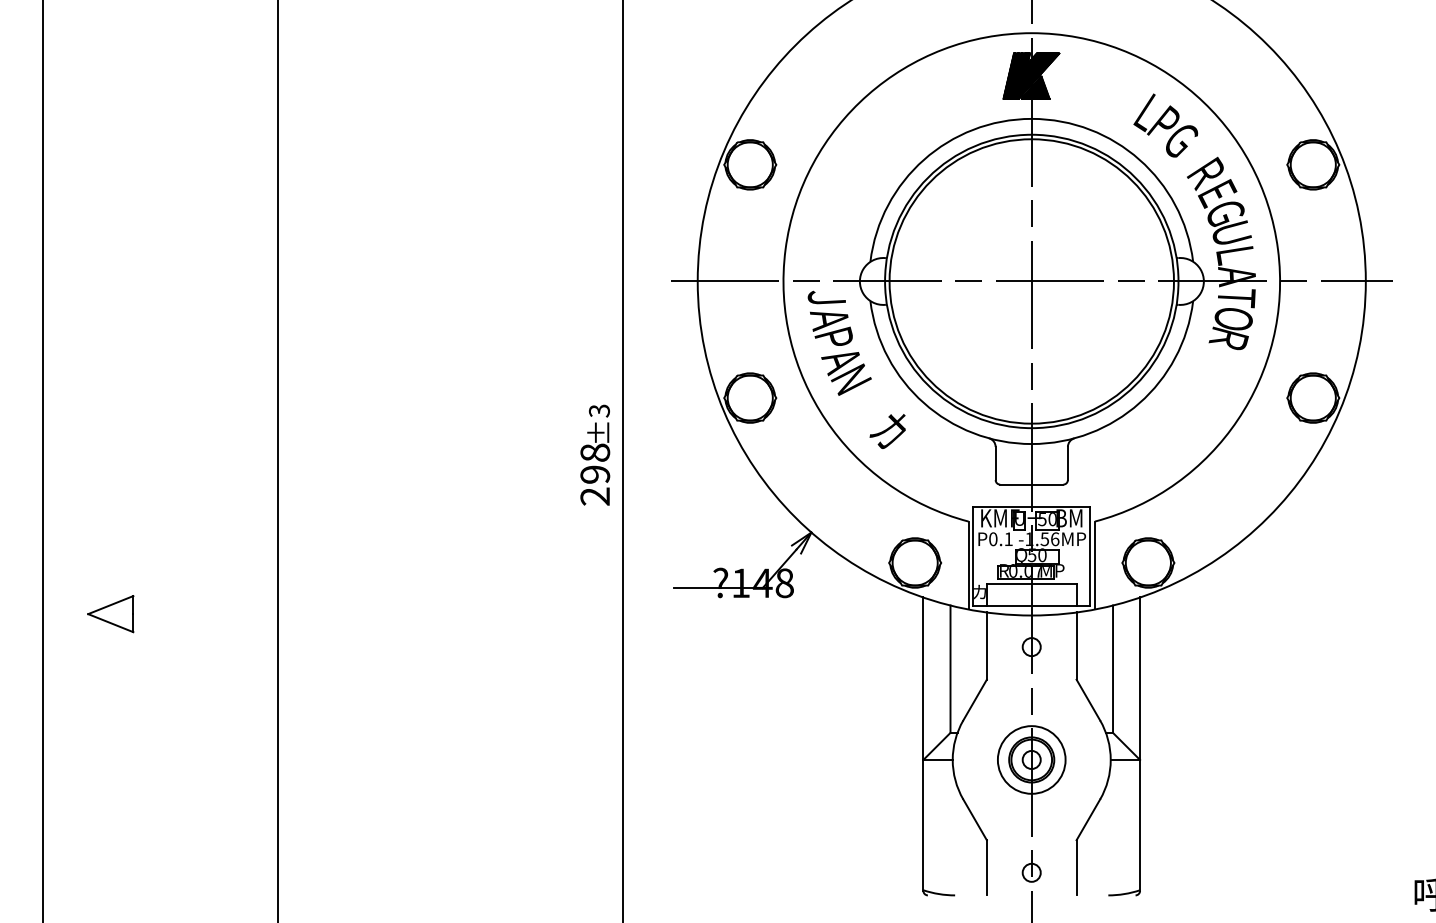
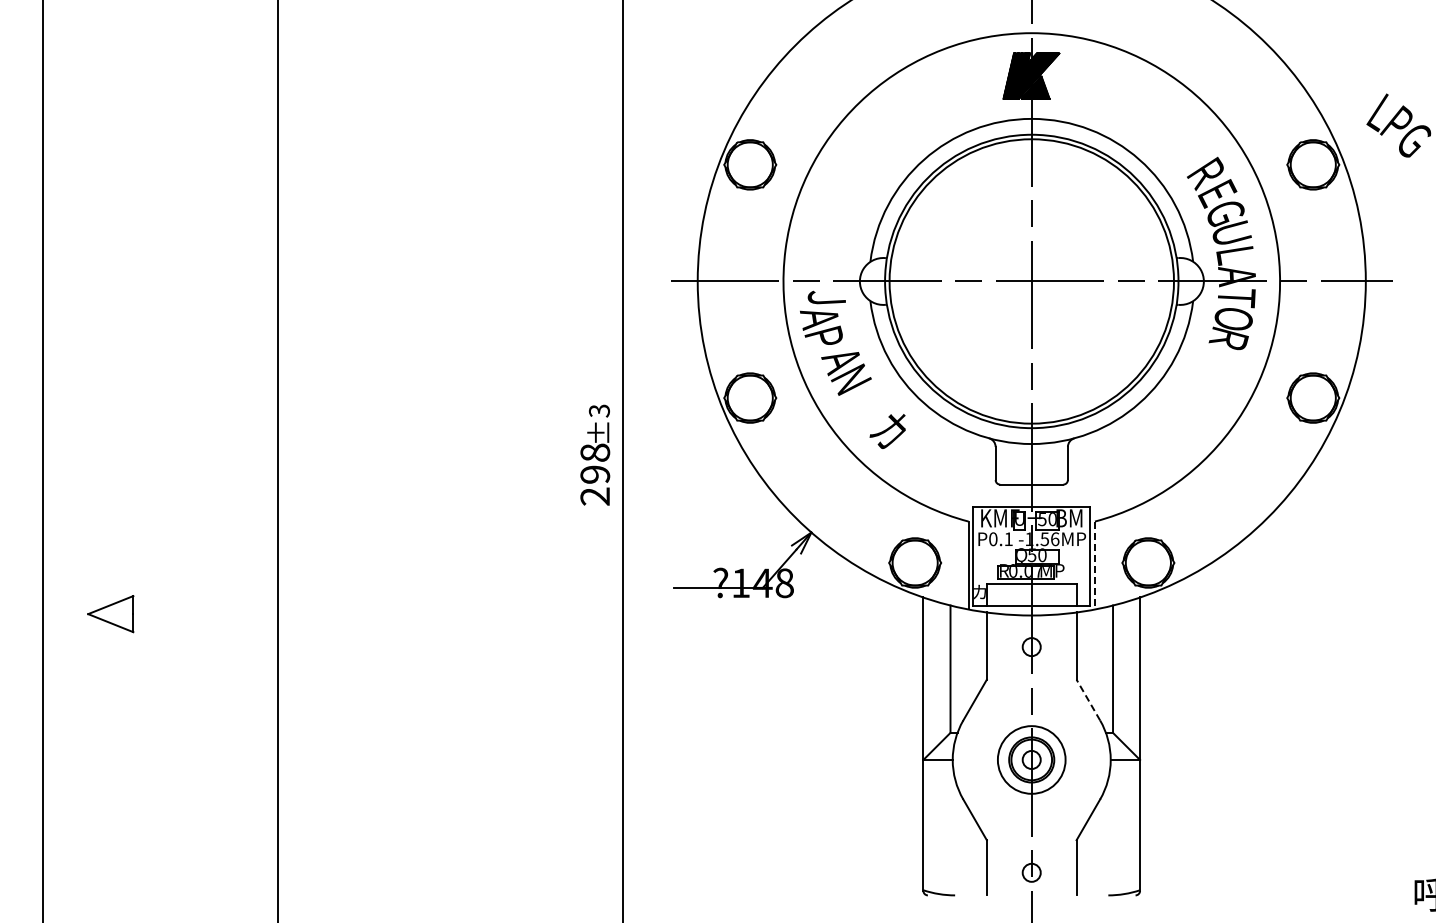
text position: (1165, 125) -> (1398, 125) (1398, 125)
text position: (831, 328) -> (821, 327) (821, 327)
line: solid -> dashed (1094, 565)
line: solid -> dashed (1088, 700)
